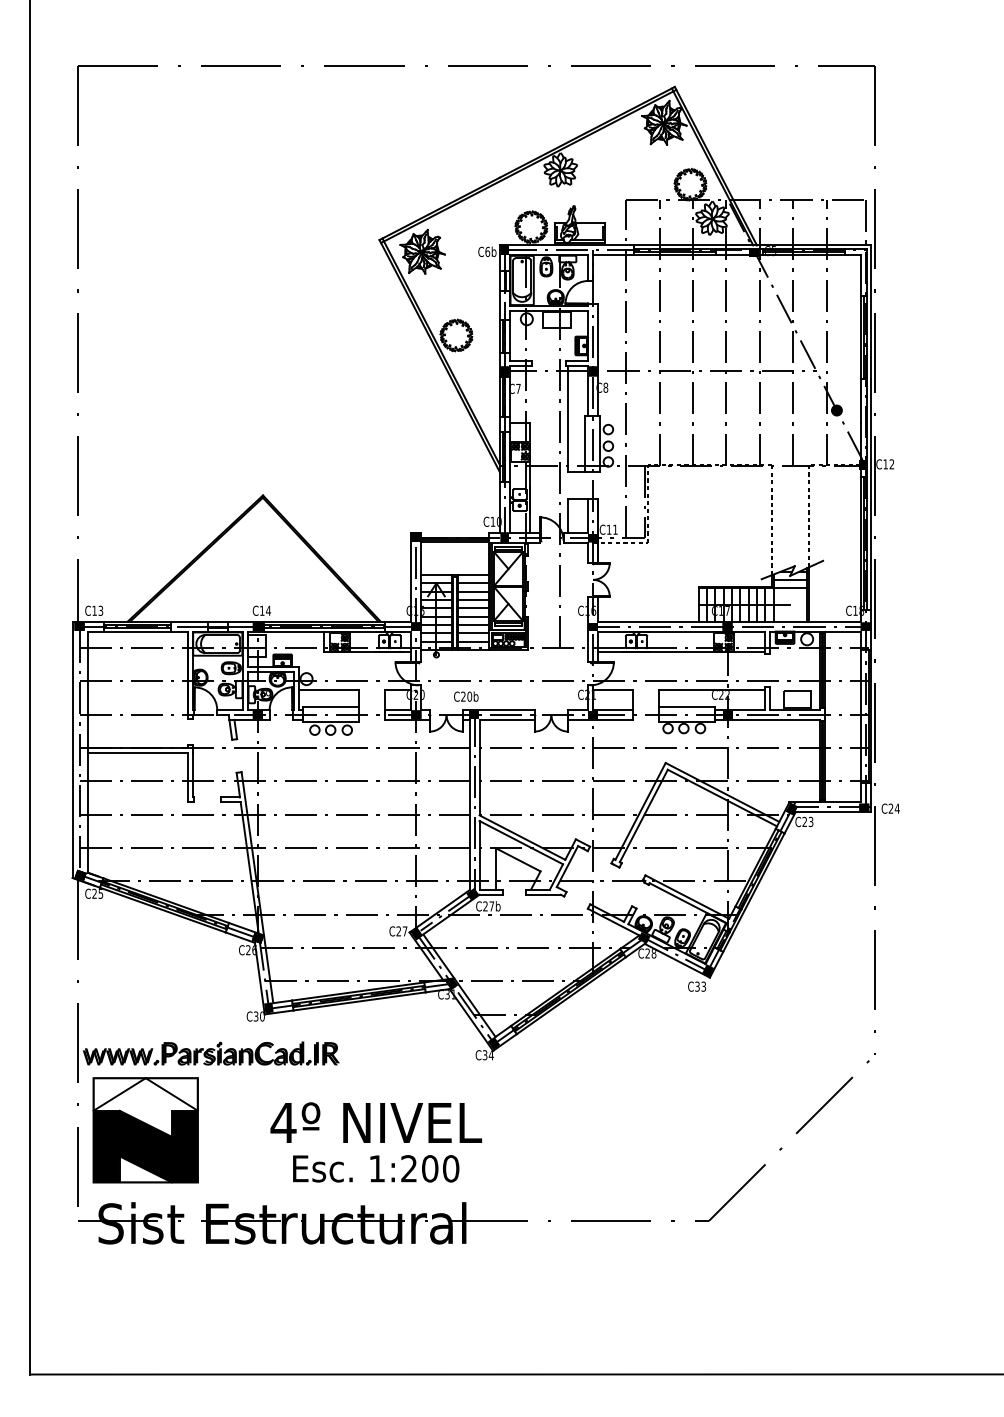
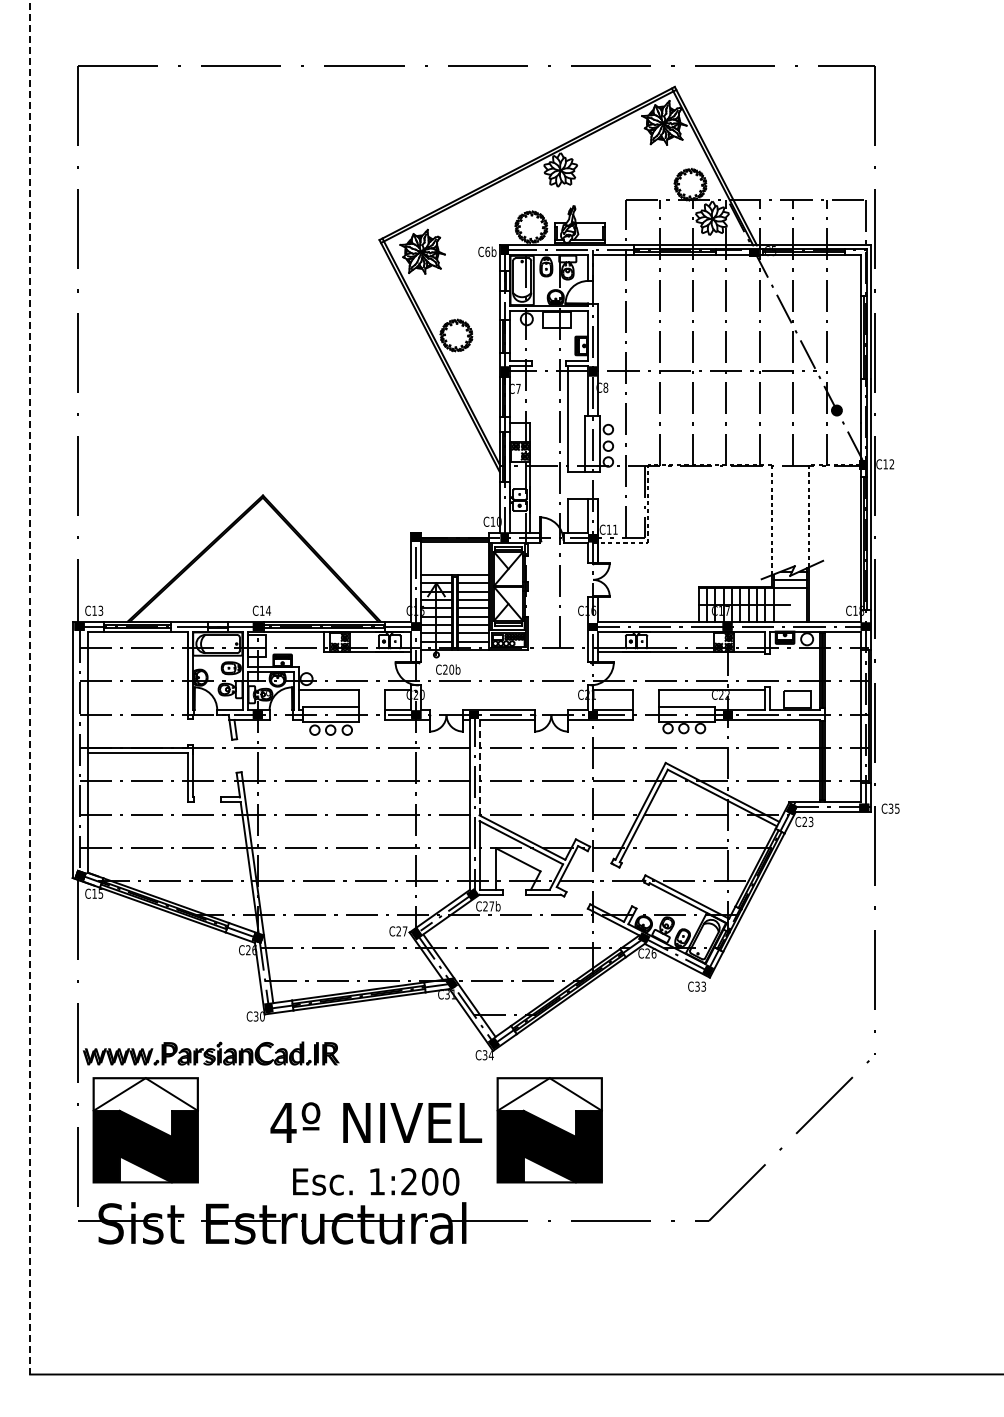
line: solid -> dashed (30, 687)
text position: (466, 696) -> (448, 669) (448, 669)
line: solid -> dashed (479, 767)
text: C24 -> C35 (893, 808)
text: C25 -> C15 (94, 893)
text: C28 -> C26 (653, 953)
part: none -> present (549, 1130)
text position: (376, 1168) -> (376, 1181) (376, 1181)
